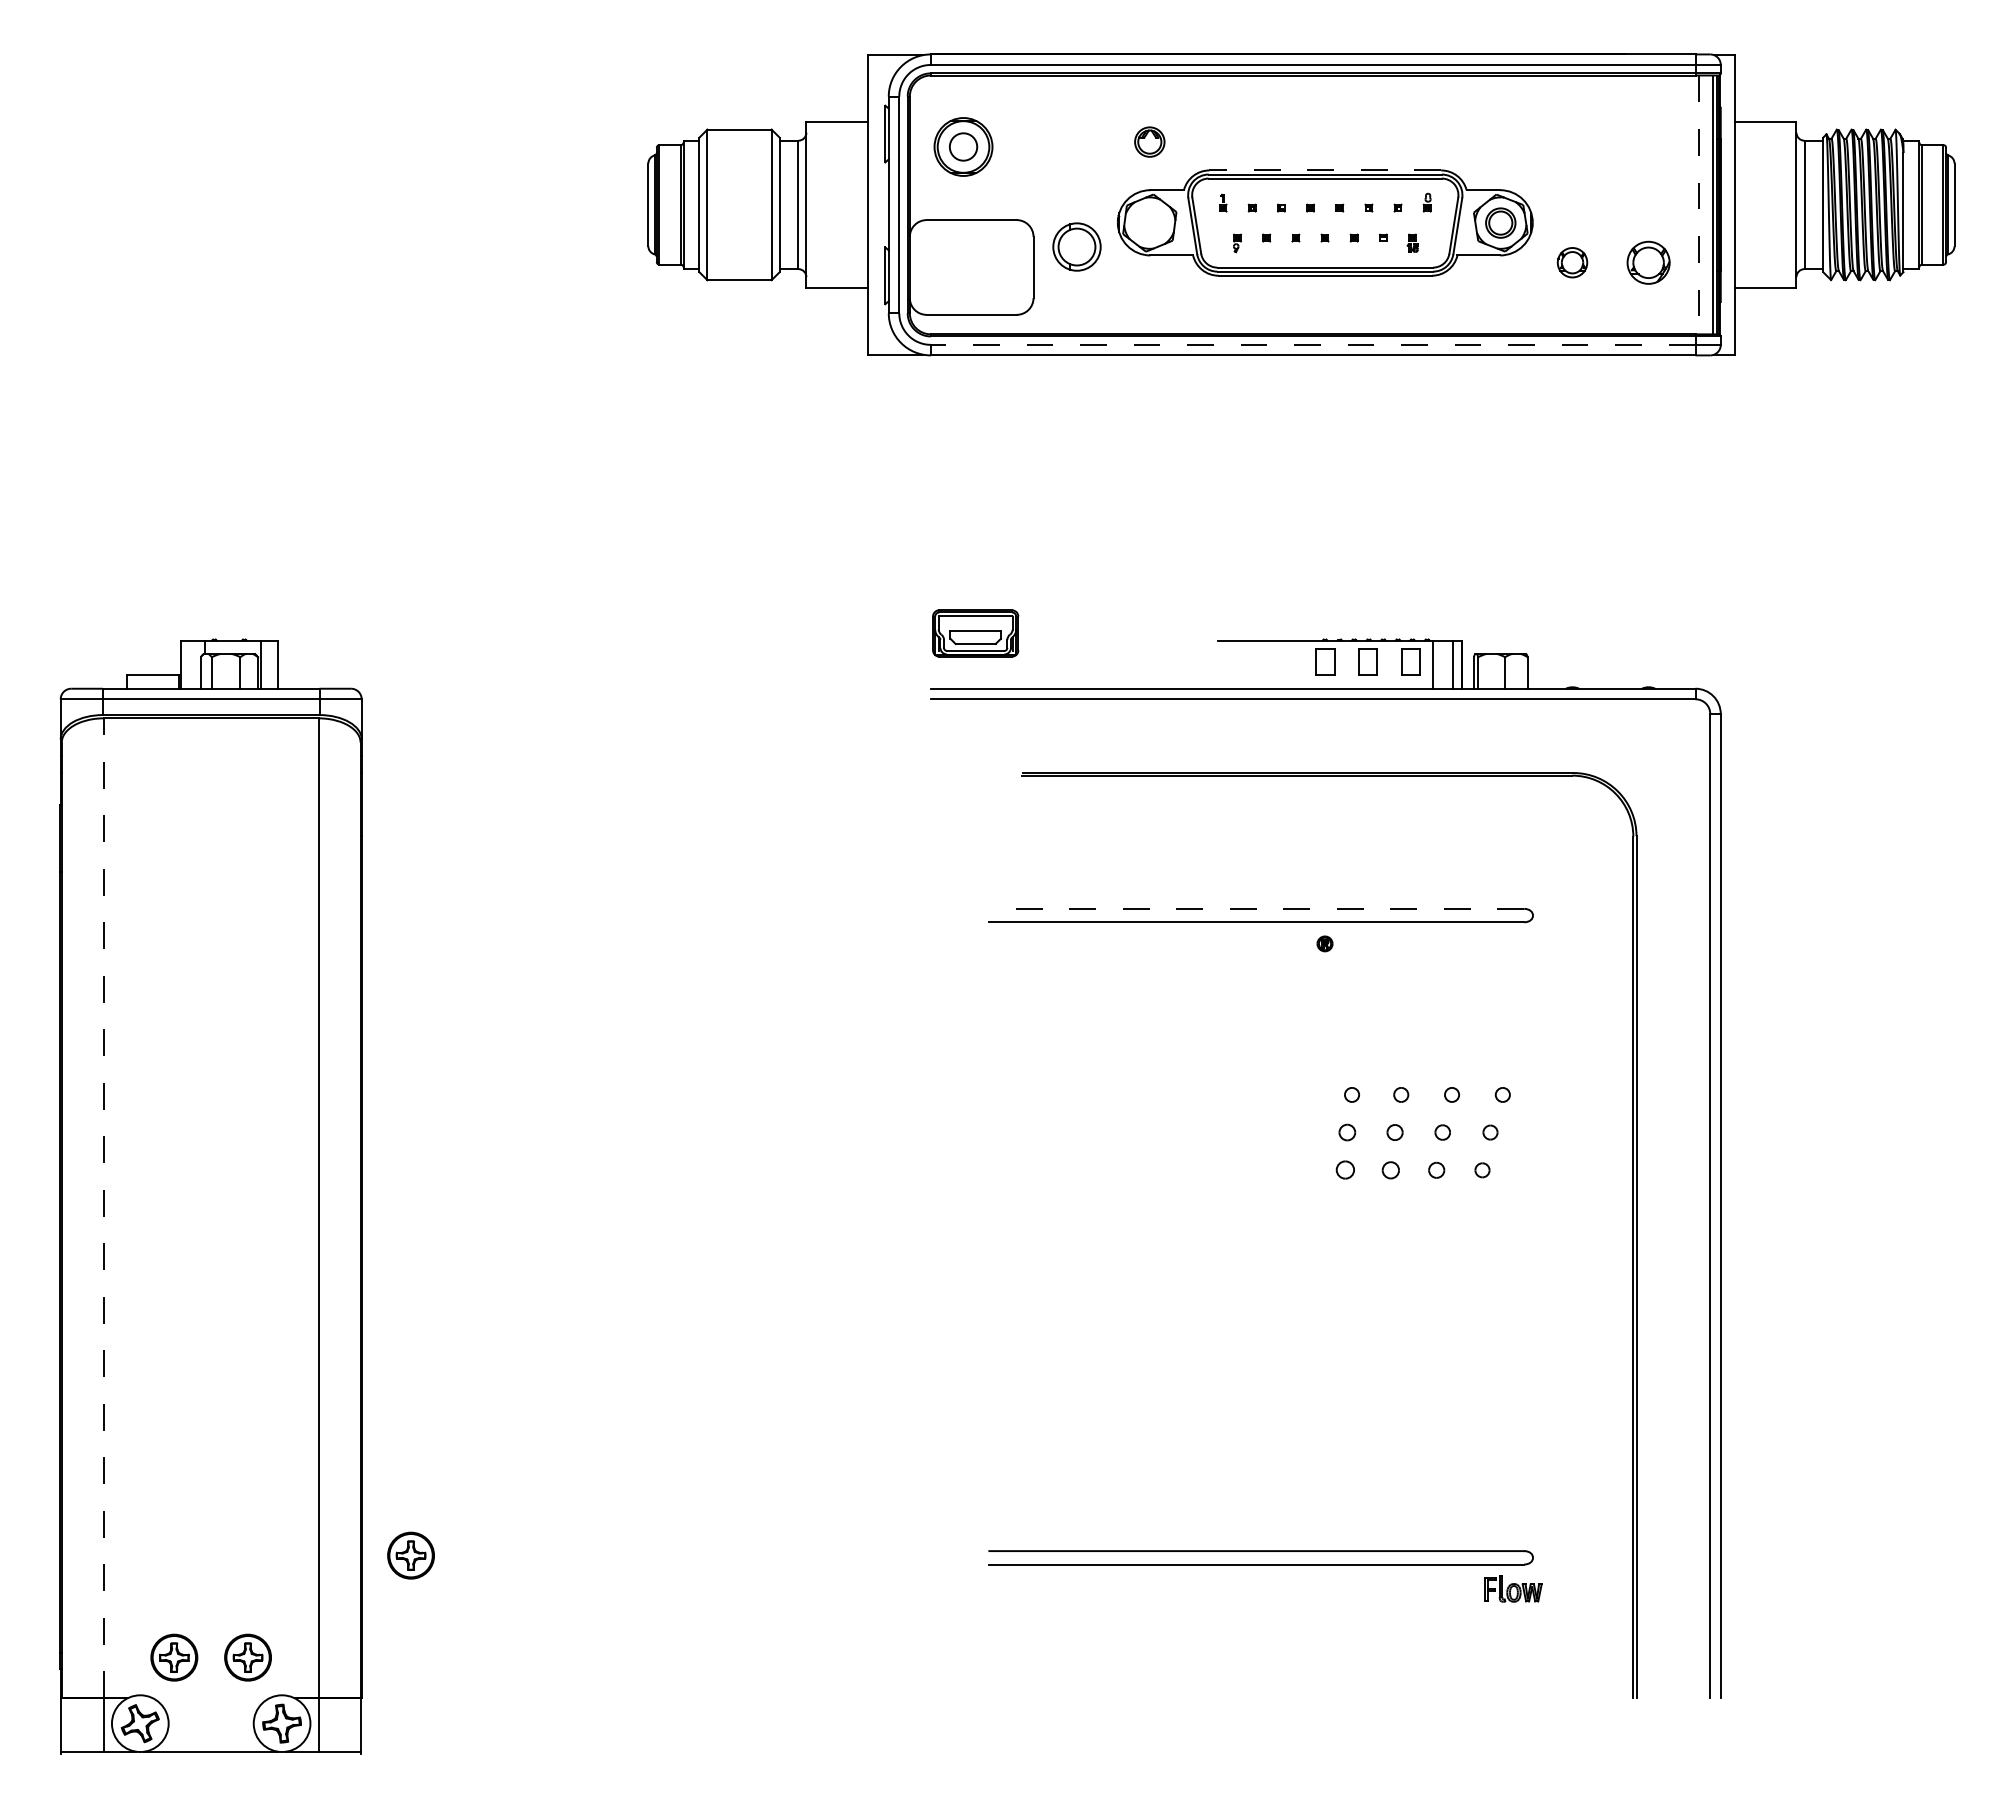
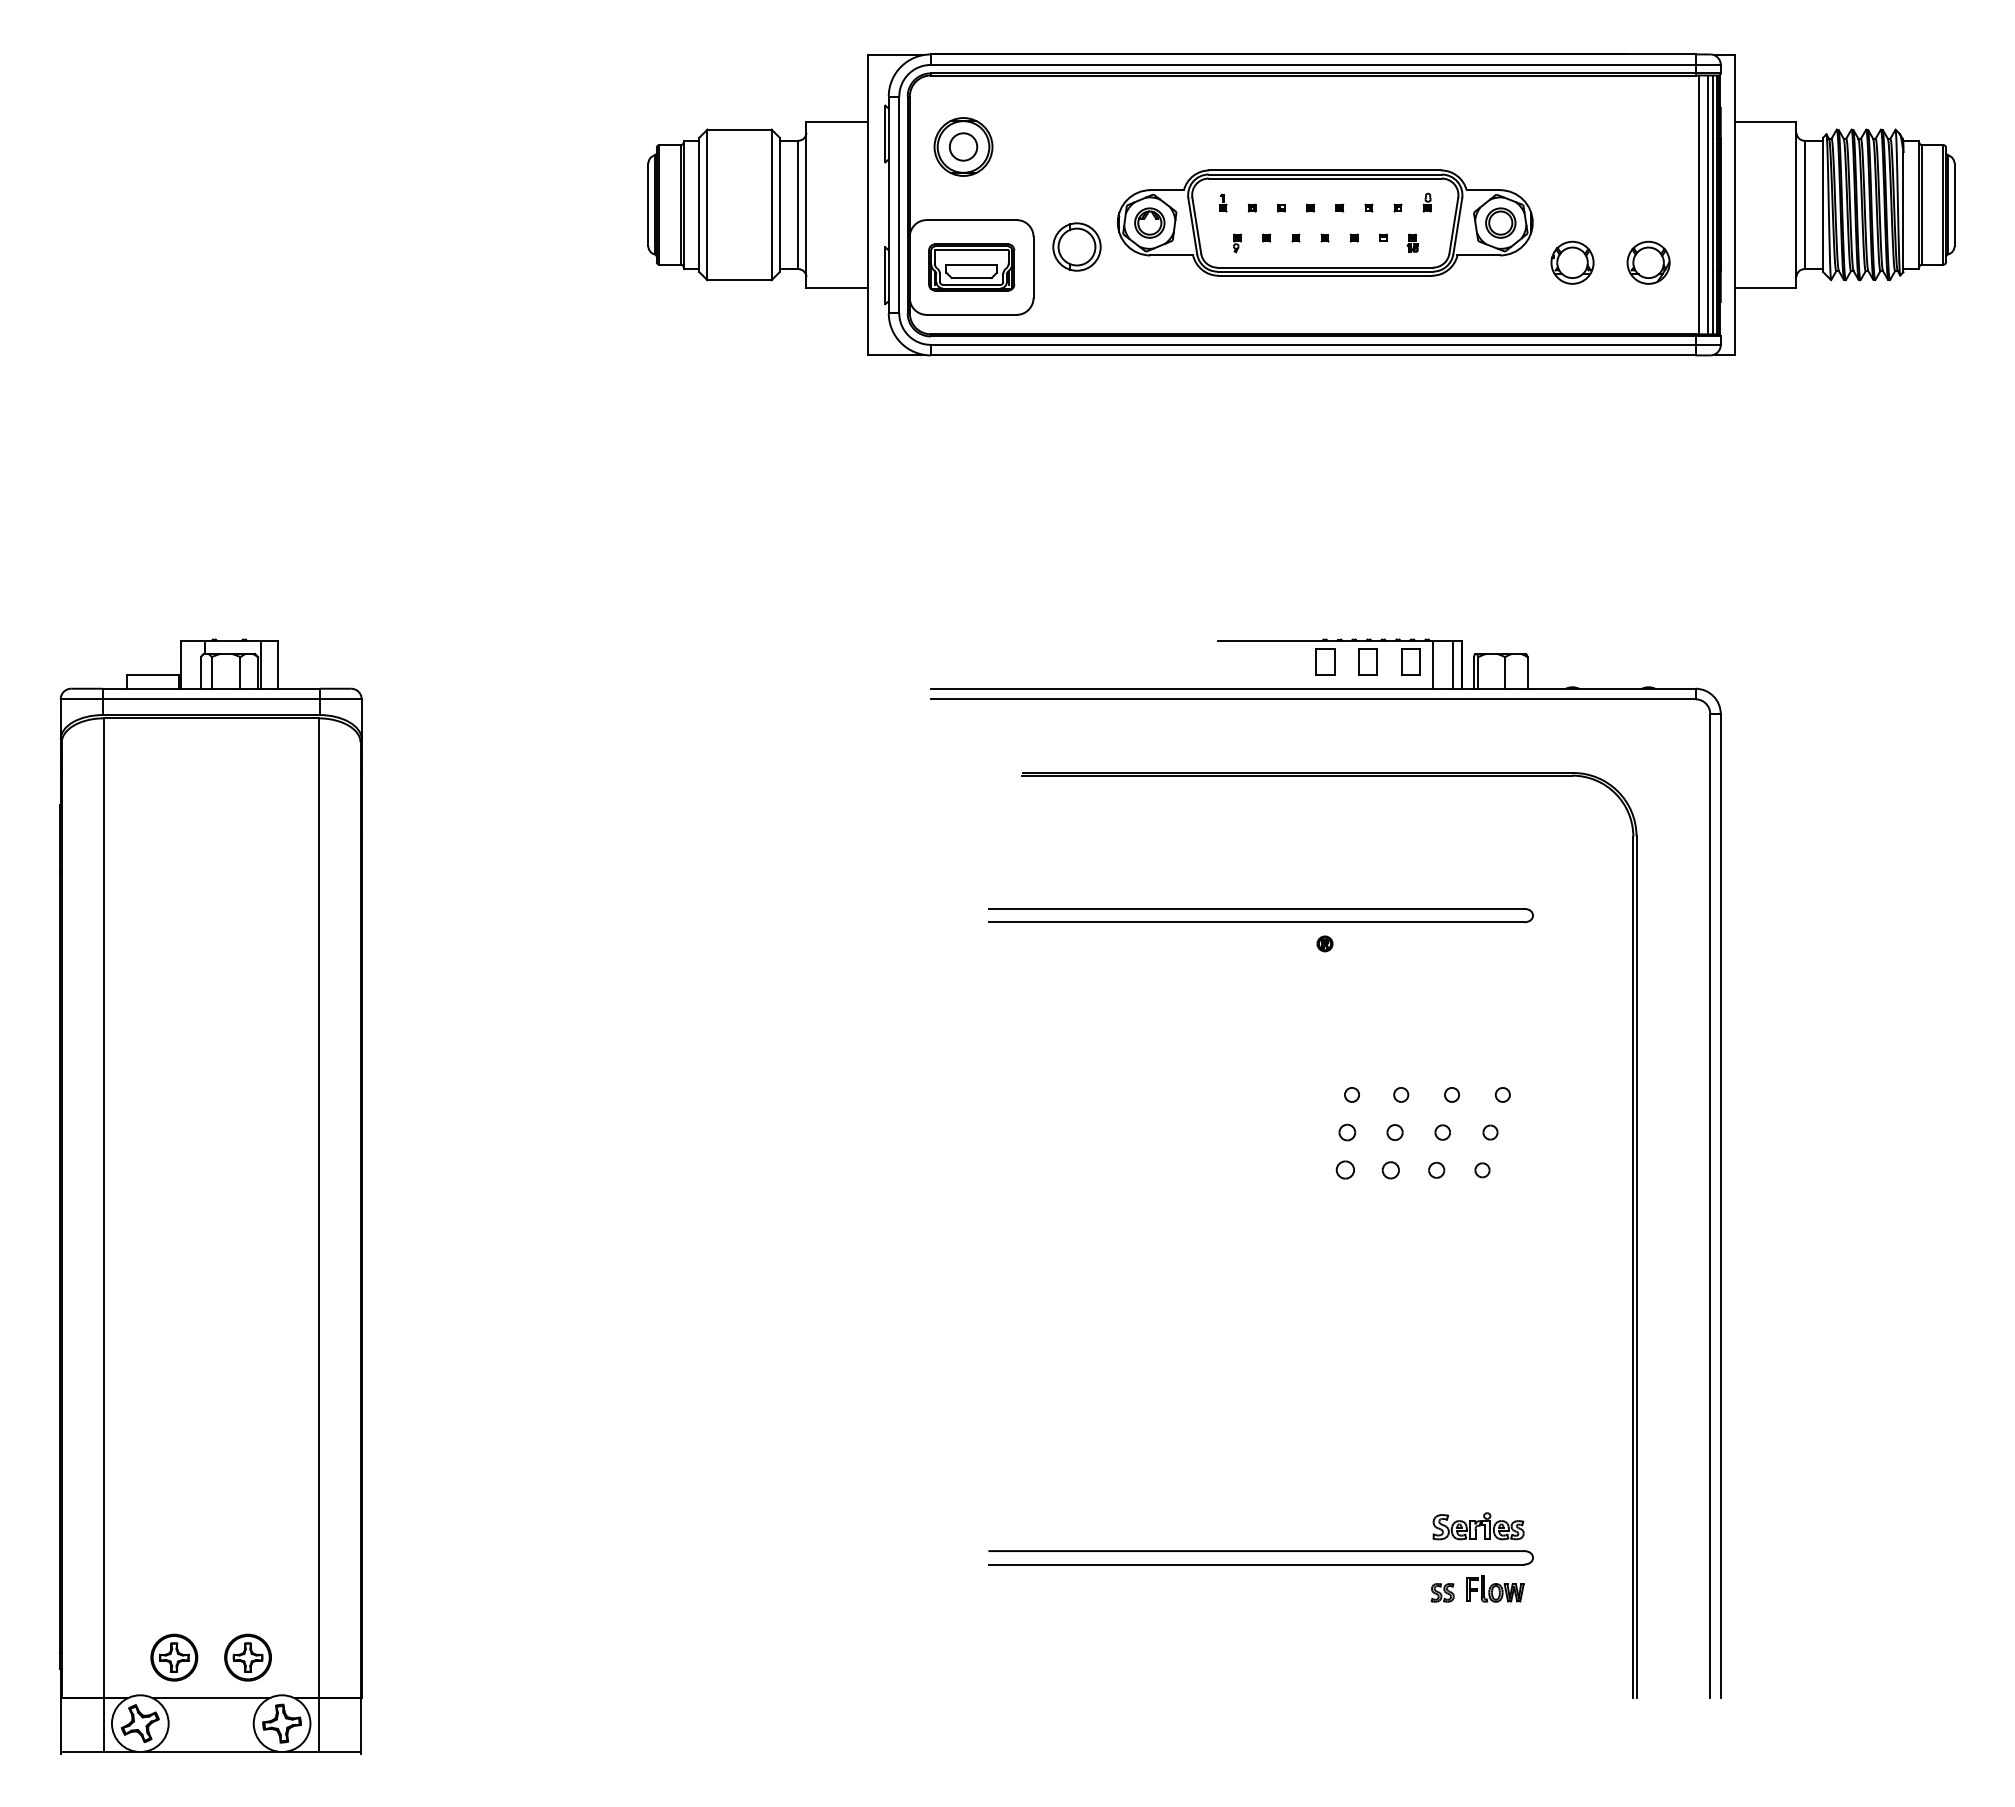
part position: (1149, 141) -> (1149, 222) (1149, 222)
line: dashed -> solid (1325, 170)
line: none -> present (1707, 204)
line: dashed -> solid (1699, 205)
part size: 33x32 px -> 45x45 px (1572, 262)
line: dashed -> solid (1312, 344)
part position: (975, 633) -> (971, 267) (971, 267)
line: dashed -> solid (1256, 908)
line: dashed -> solid (103, 1208)
part: none -> present (1478, 1526)
part: present -> none (410, 1555)
part position: (1513, 1588) -> (1495, 1588) (1495, 1588)
part: none -> present (1442, 1592)
line: none -> present (210, 1698)
